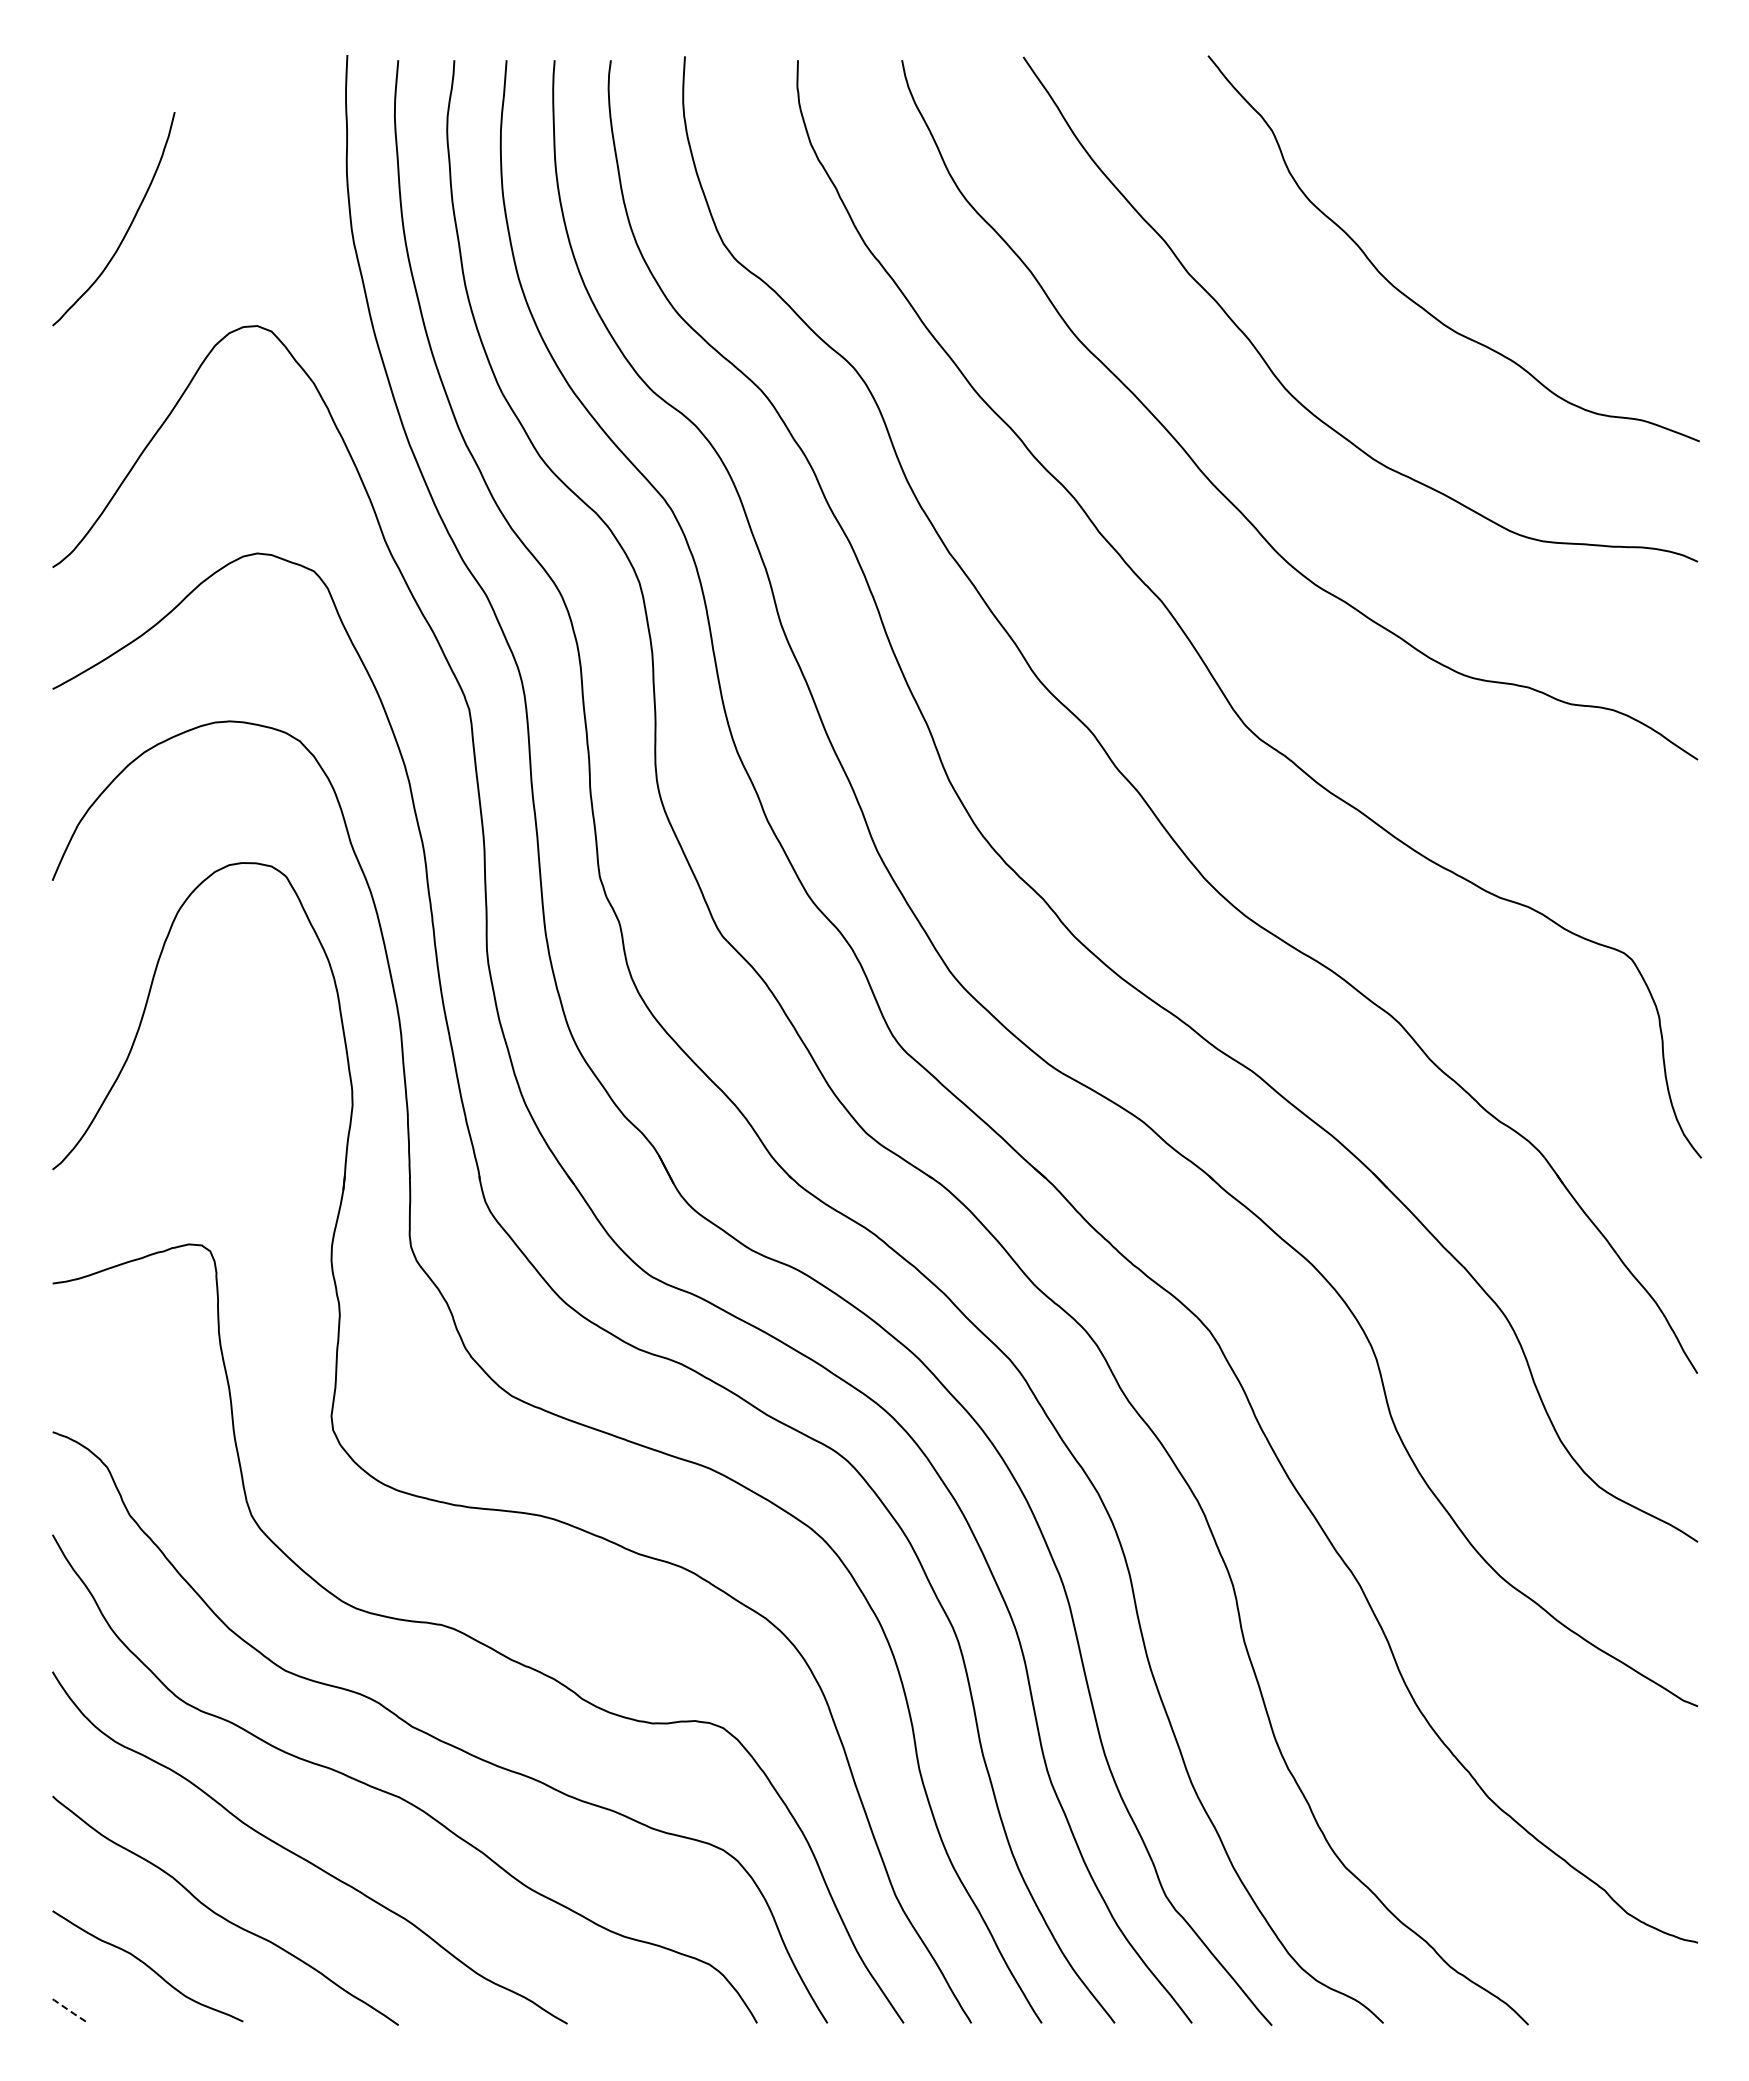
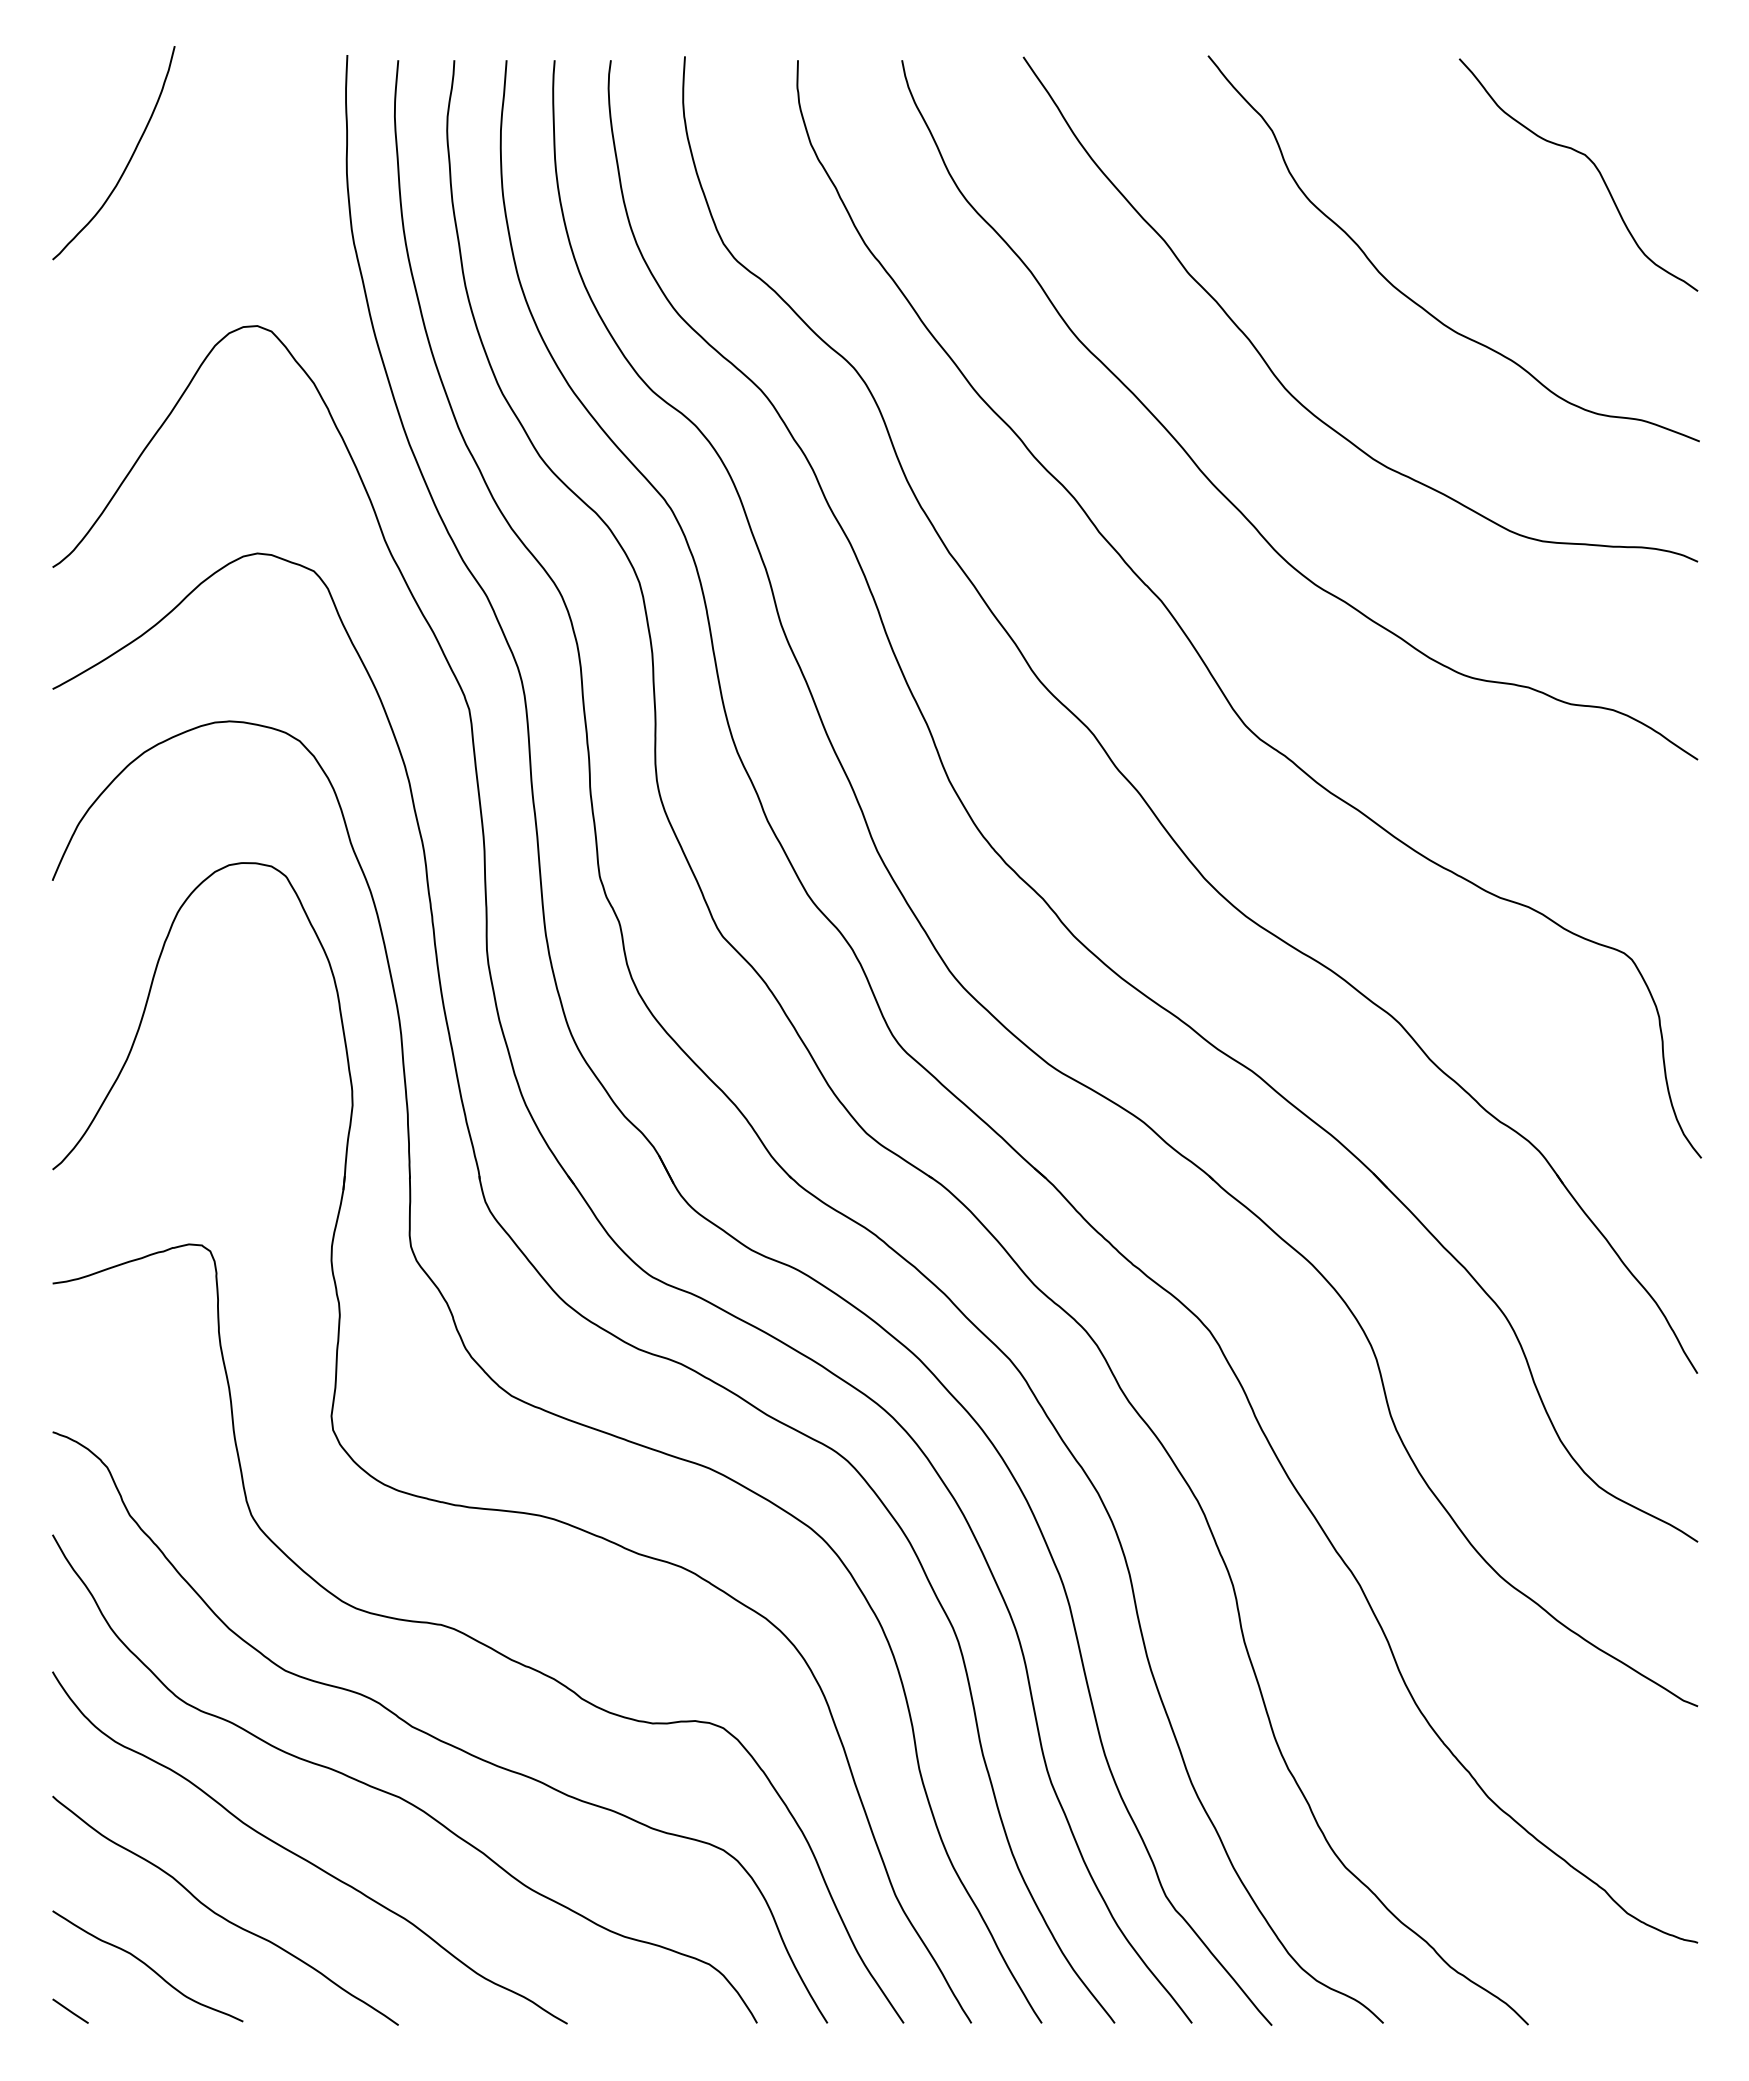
curve: none -> present (1590, 161)
curve position: (128, 227) -> (128, 161) (128, 161)
line: dashed -> solid (70, 2011)
